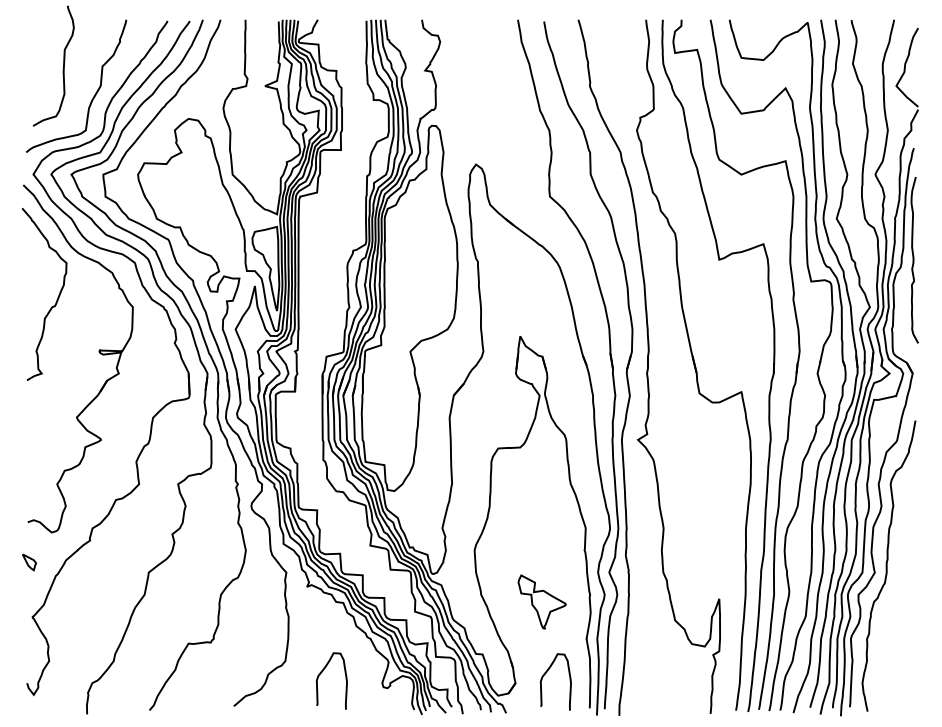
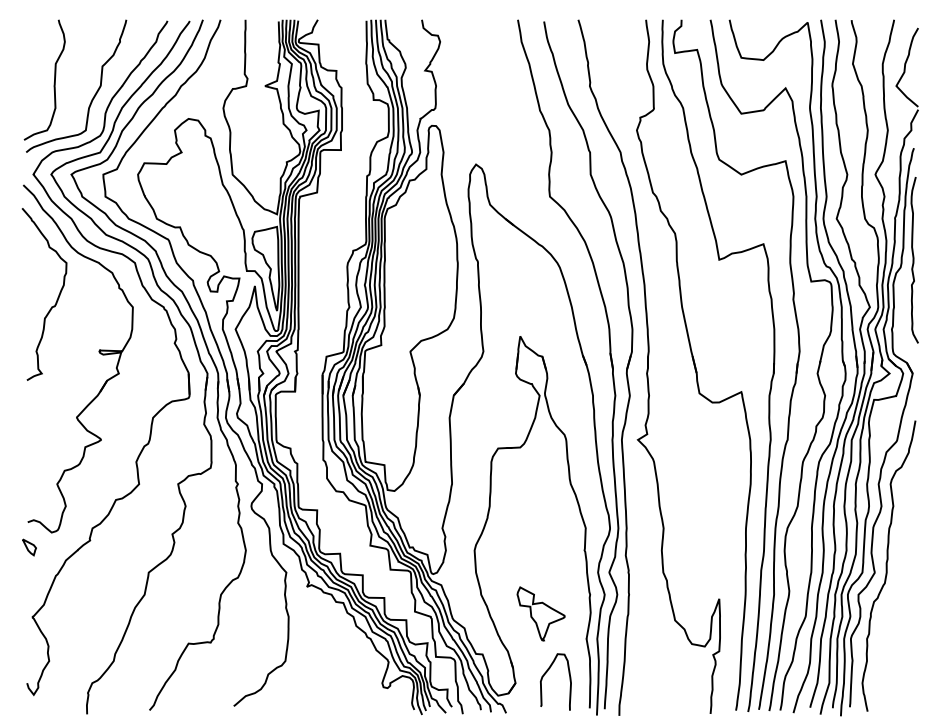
curve position: (62, 69) -> (53, 83) (53, 83)
curve position: (28, 563) -> (28, 548) (28, 548)
part position: (541, 601) -> (540, 613) (540, 613)
curve: present -> none (323, 671)
